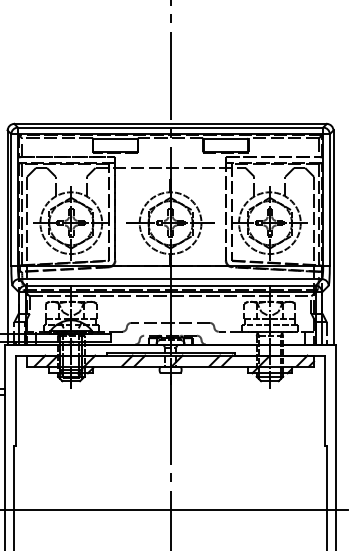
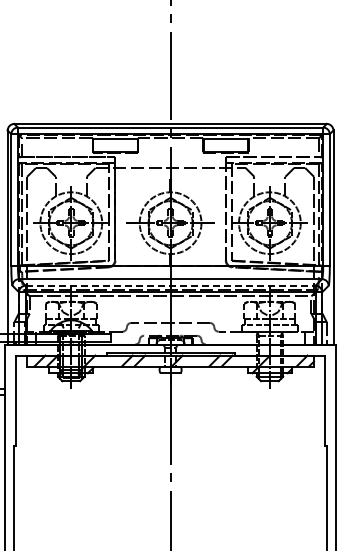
line: solid -> dashed (170, 285)
line: present -> none (175, 510)
